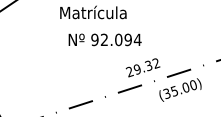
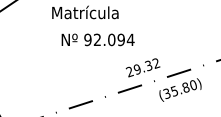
text position: (93, 12) -> (85, 12) (85, 12)
text position: (104, 39) -> (97, 39) (97, 39)
text: (35.00) -> (35.80) (185, 87)
